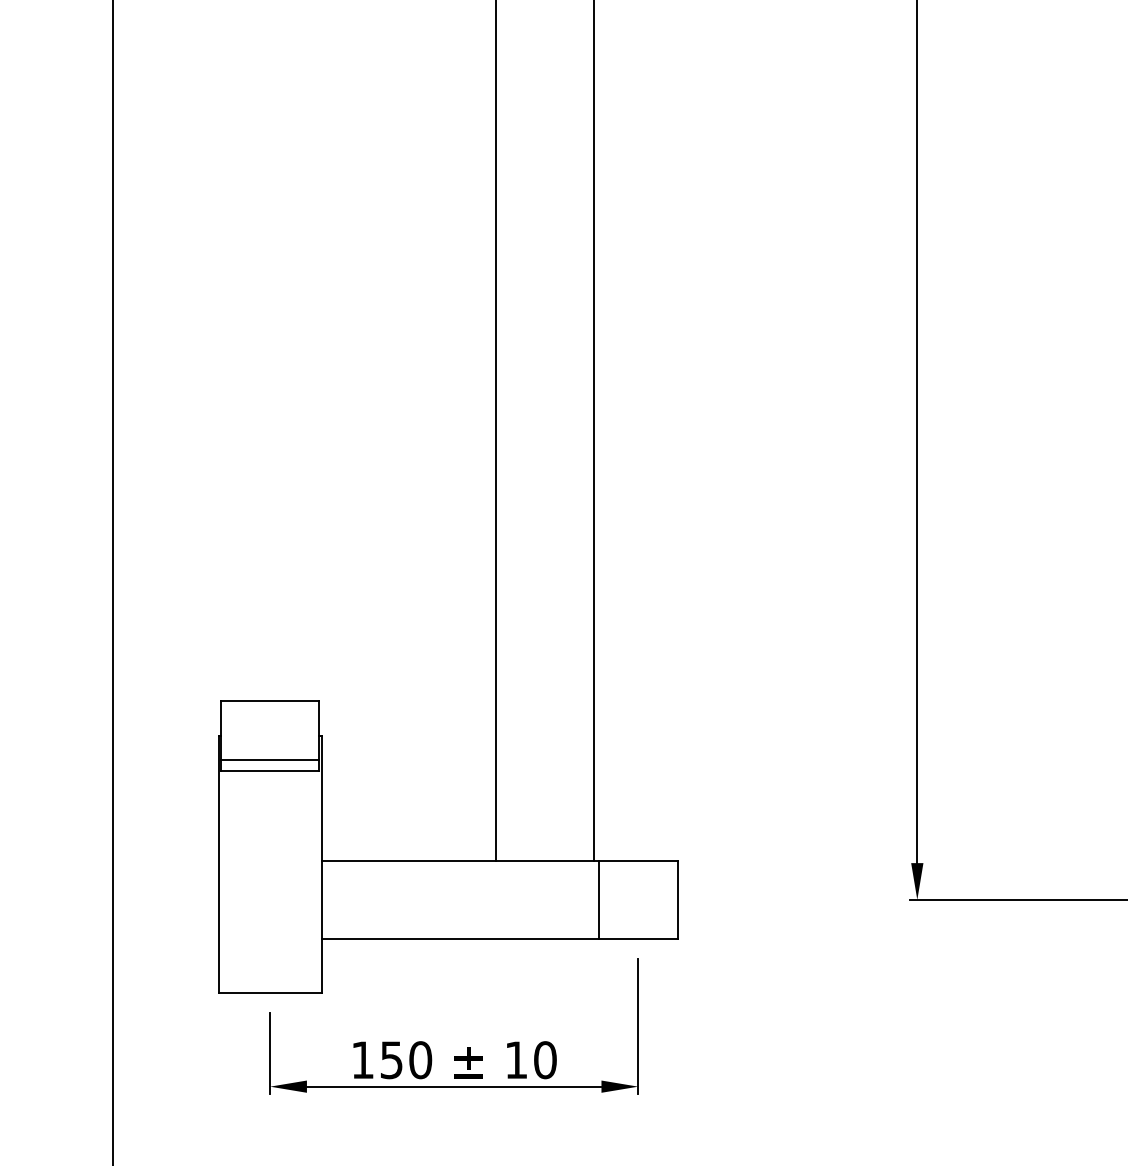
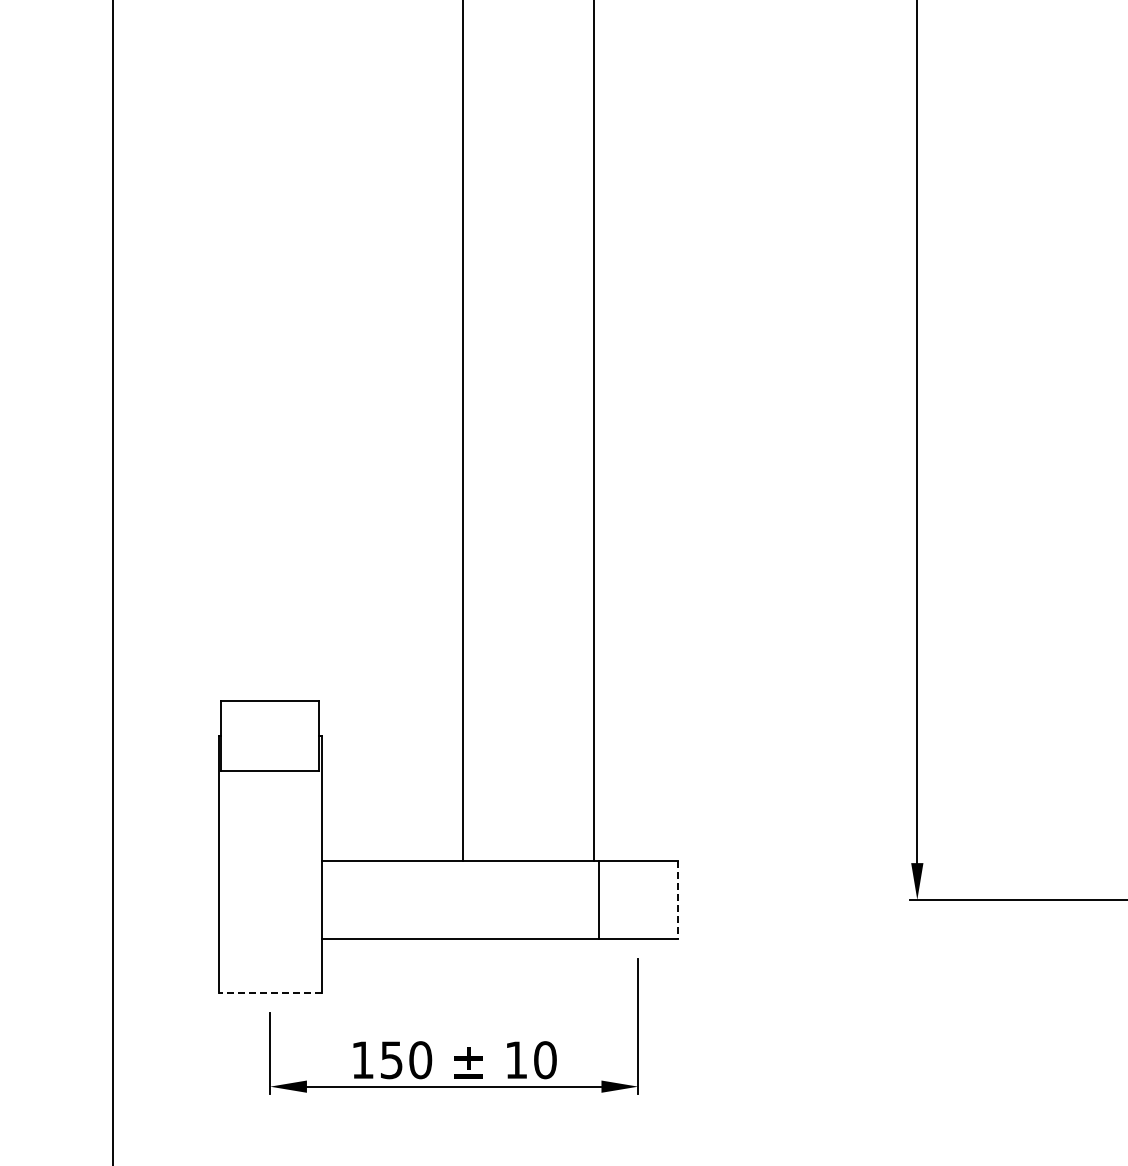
line position: (495, 431) -> (462, 431) (462, 431)
line: present -> none (270, 760)
line: solid -> dashed (677, 900)
line: solid -> dashed (270, 993)
